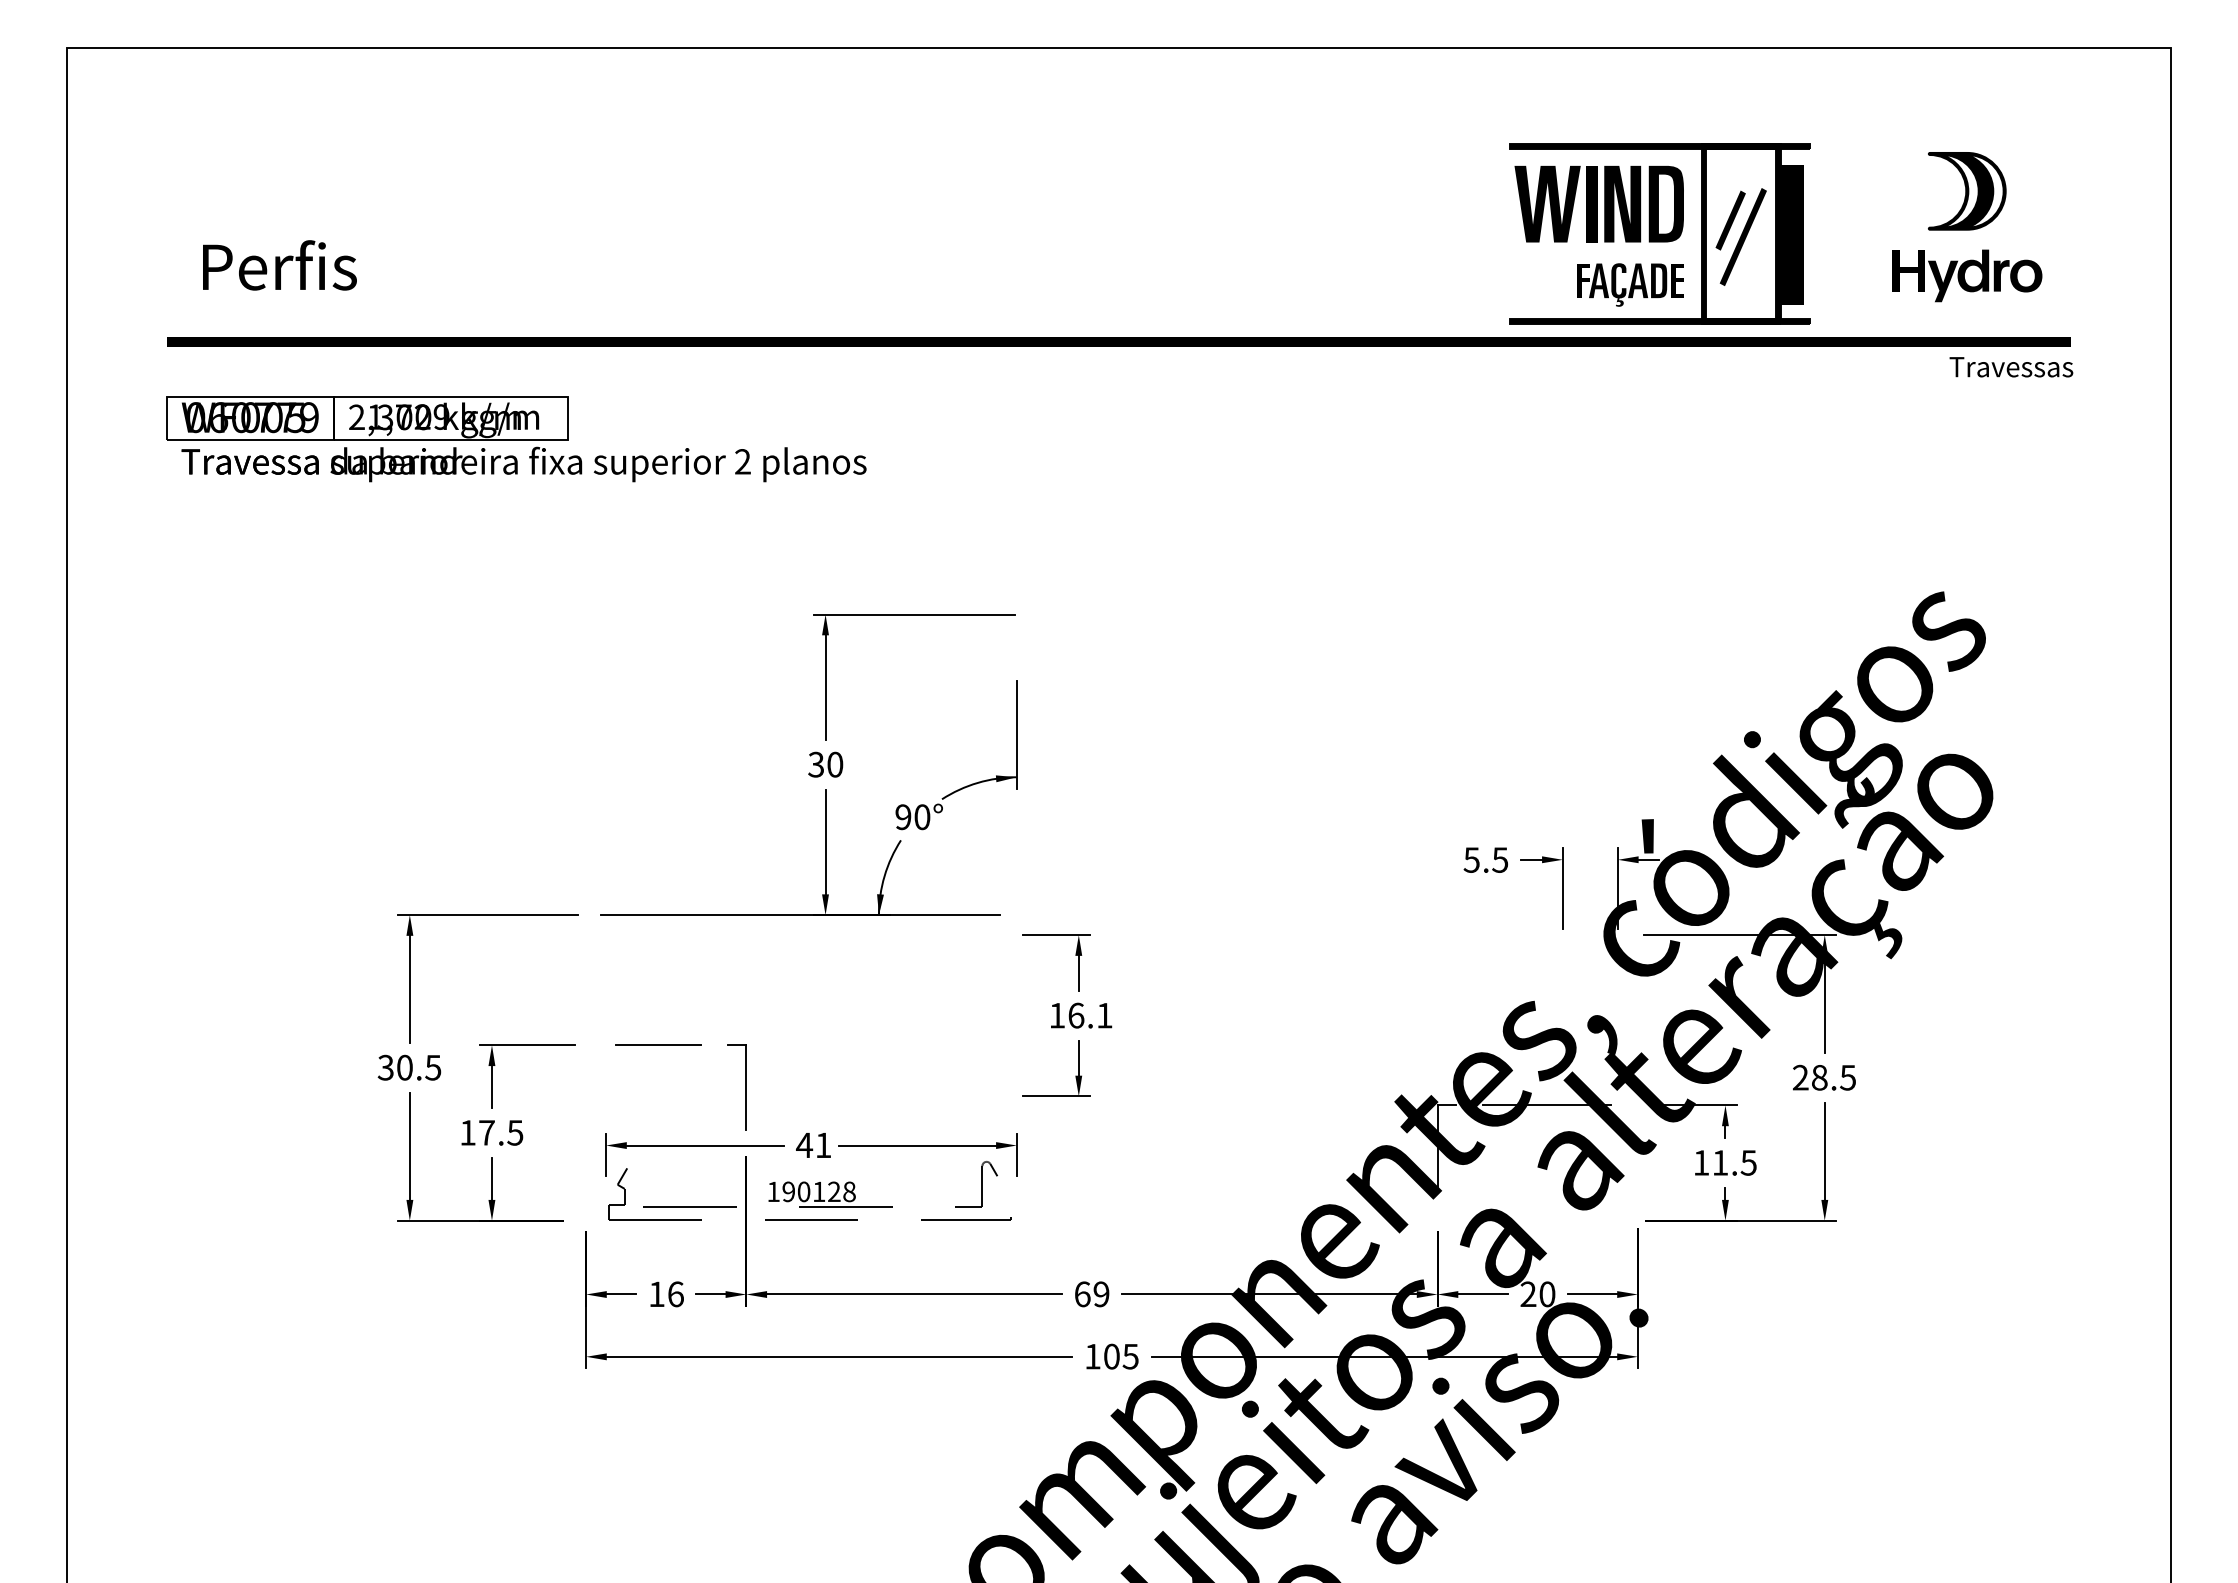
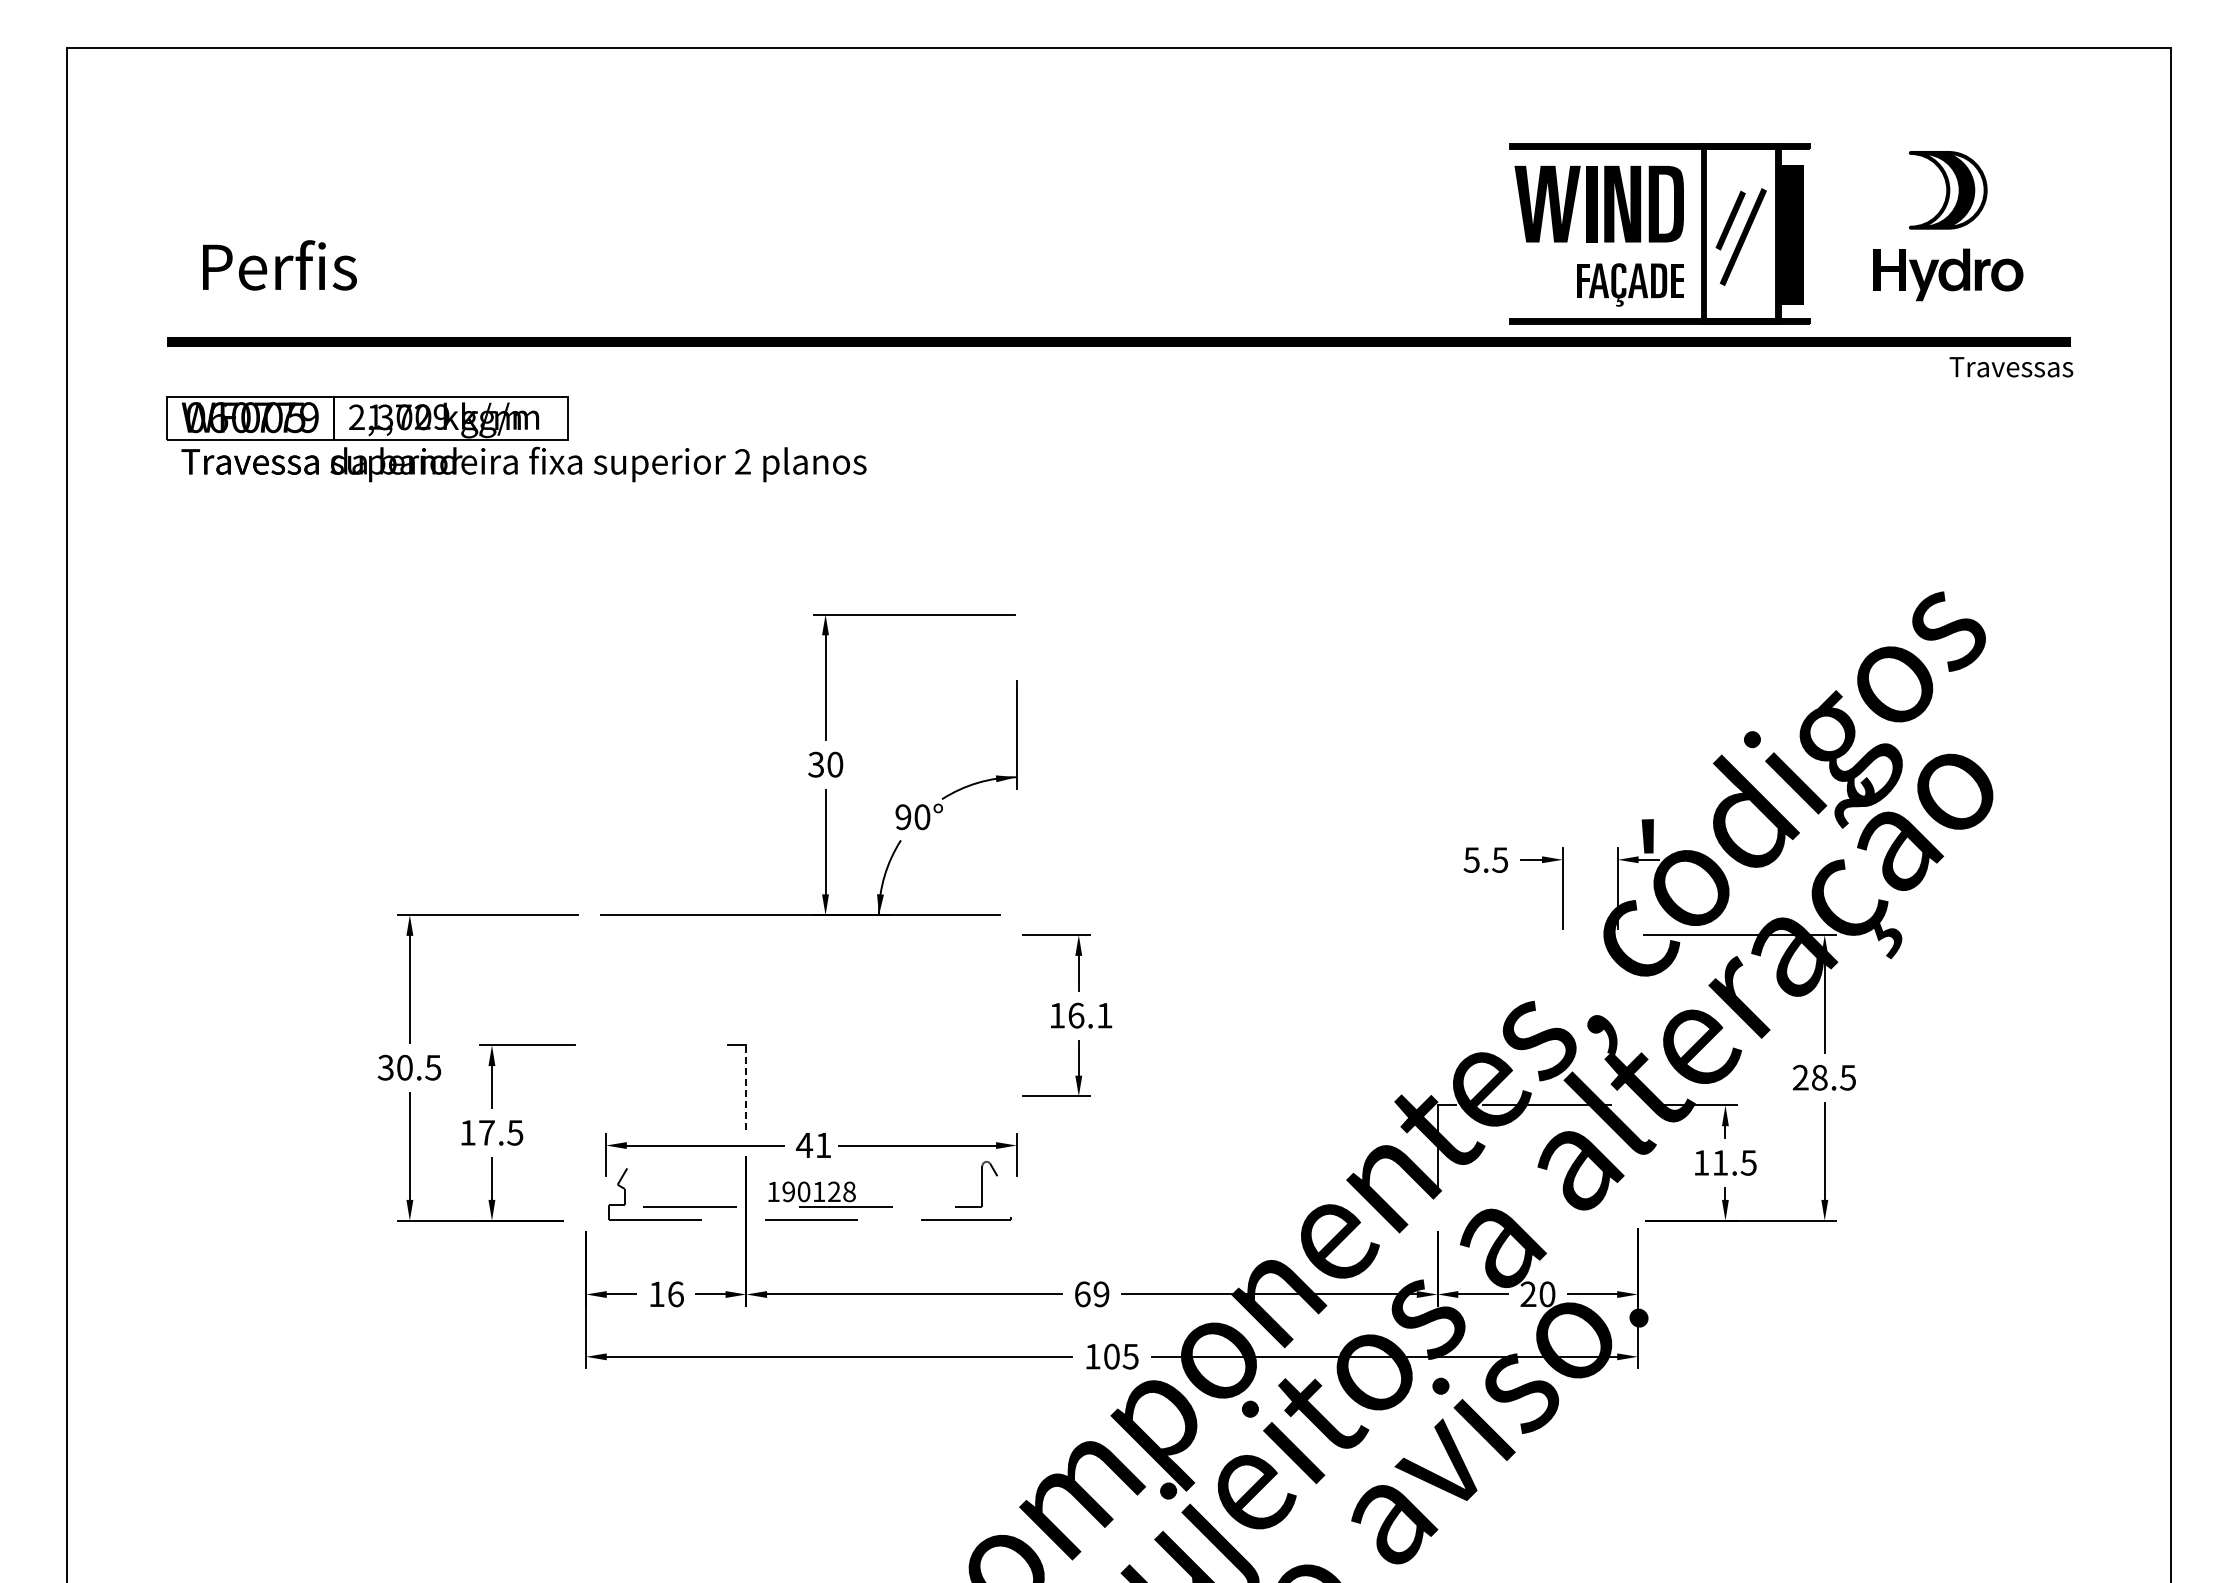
part position: (1967, 227) -> (1948, 226) (1948, 226)
line: present -> none (658, 1045)
line: solid -> dashed (746, 1087)
